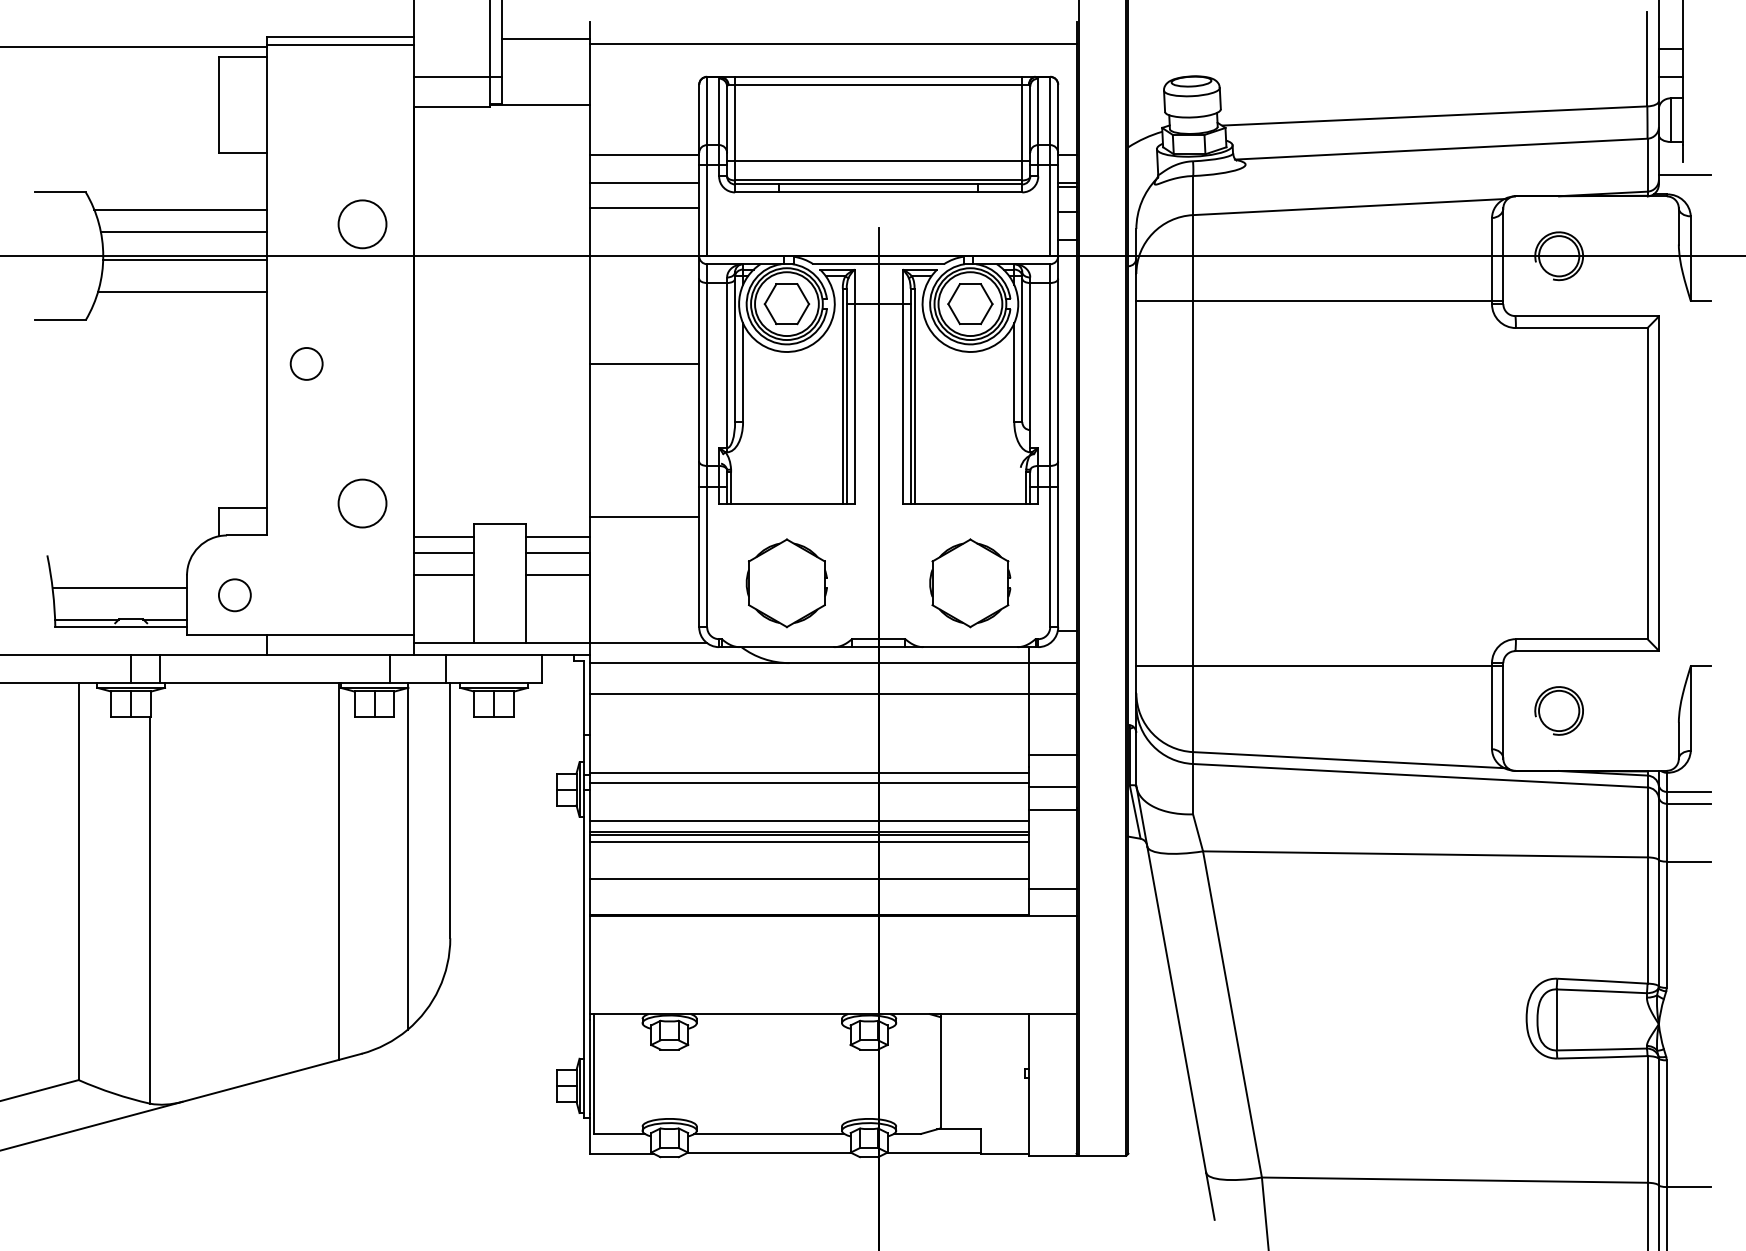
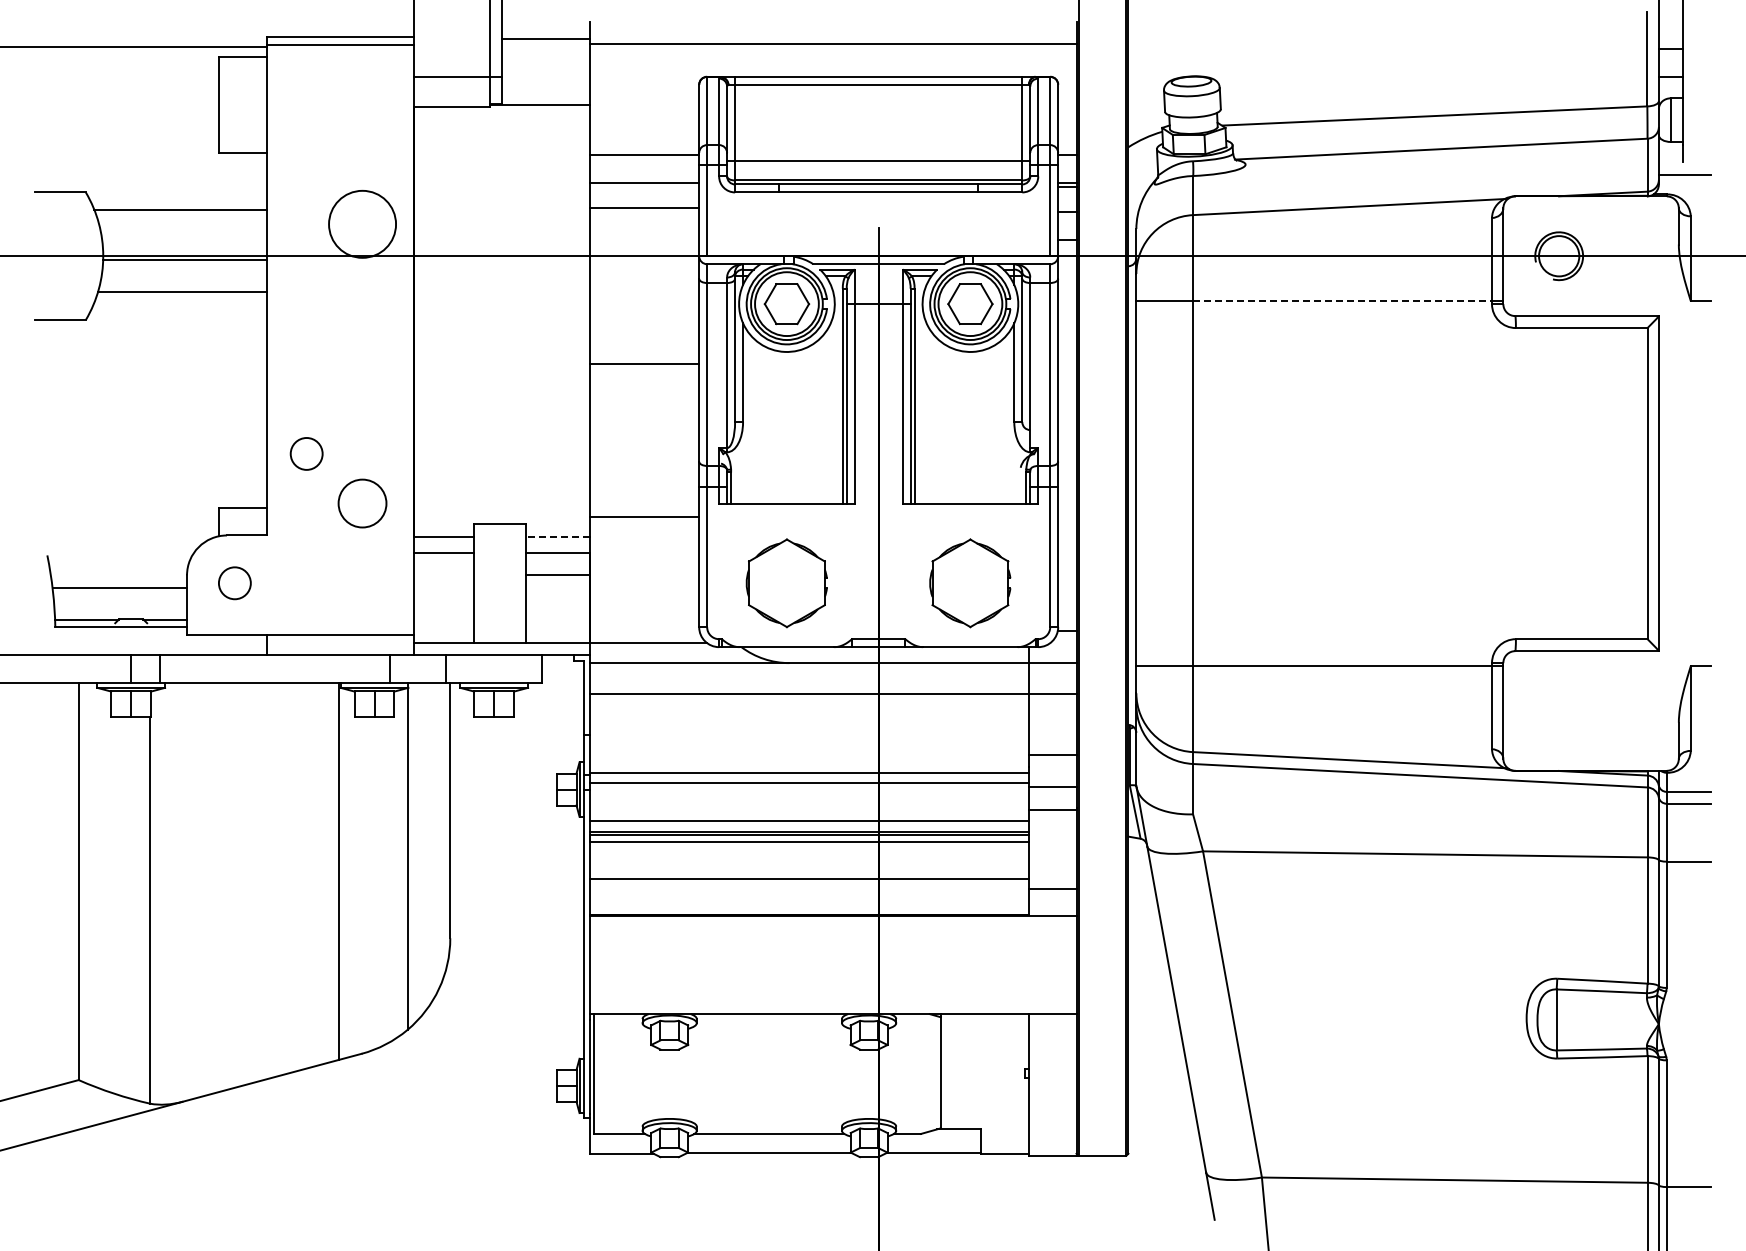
circle diameter: 48 px -> 67 px (362, 223)
line: present -> none (183, 232)
line: solid -> dashed (1343, 301)
circle position: (306, 363) -> (306, 453) (306, 453)
line: solid -> dashed (557, 536)
line: present -> none (444, 575)
circle position: (234, 595) -> (234, 583) (234, 583)
part: present -> none (1558, 710)
